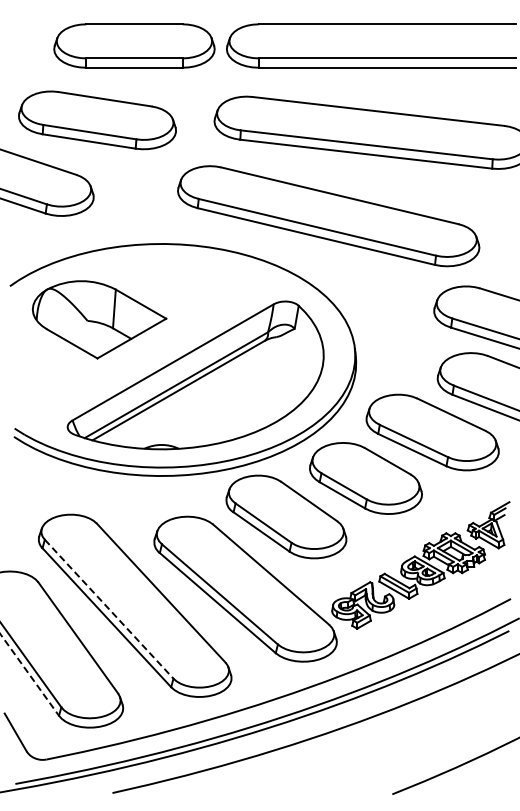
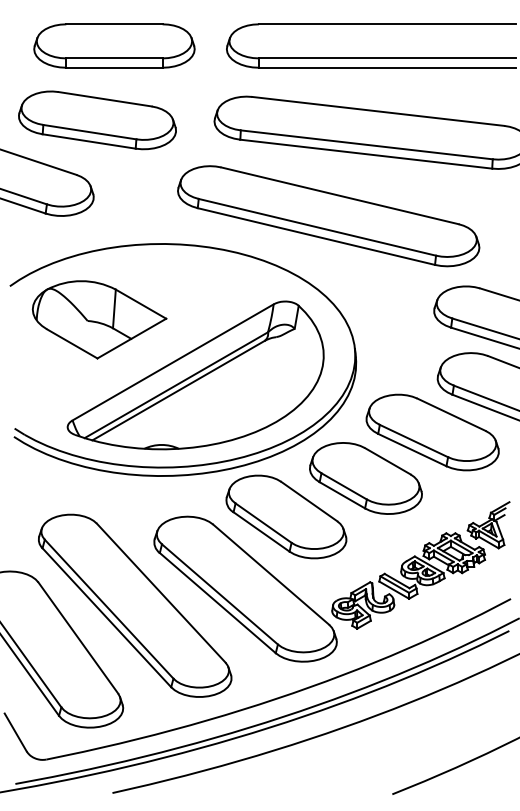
part position: (134, 45) -> (114, 45) (114, 45)
line: dashed -> solid (109, 609)
line: dashed -> solid (29, 675)
